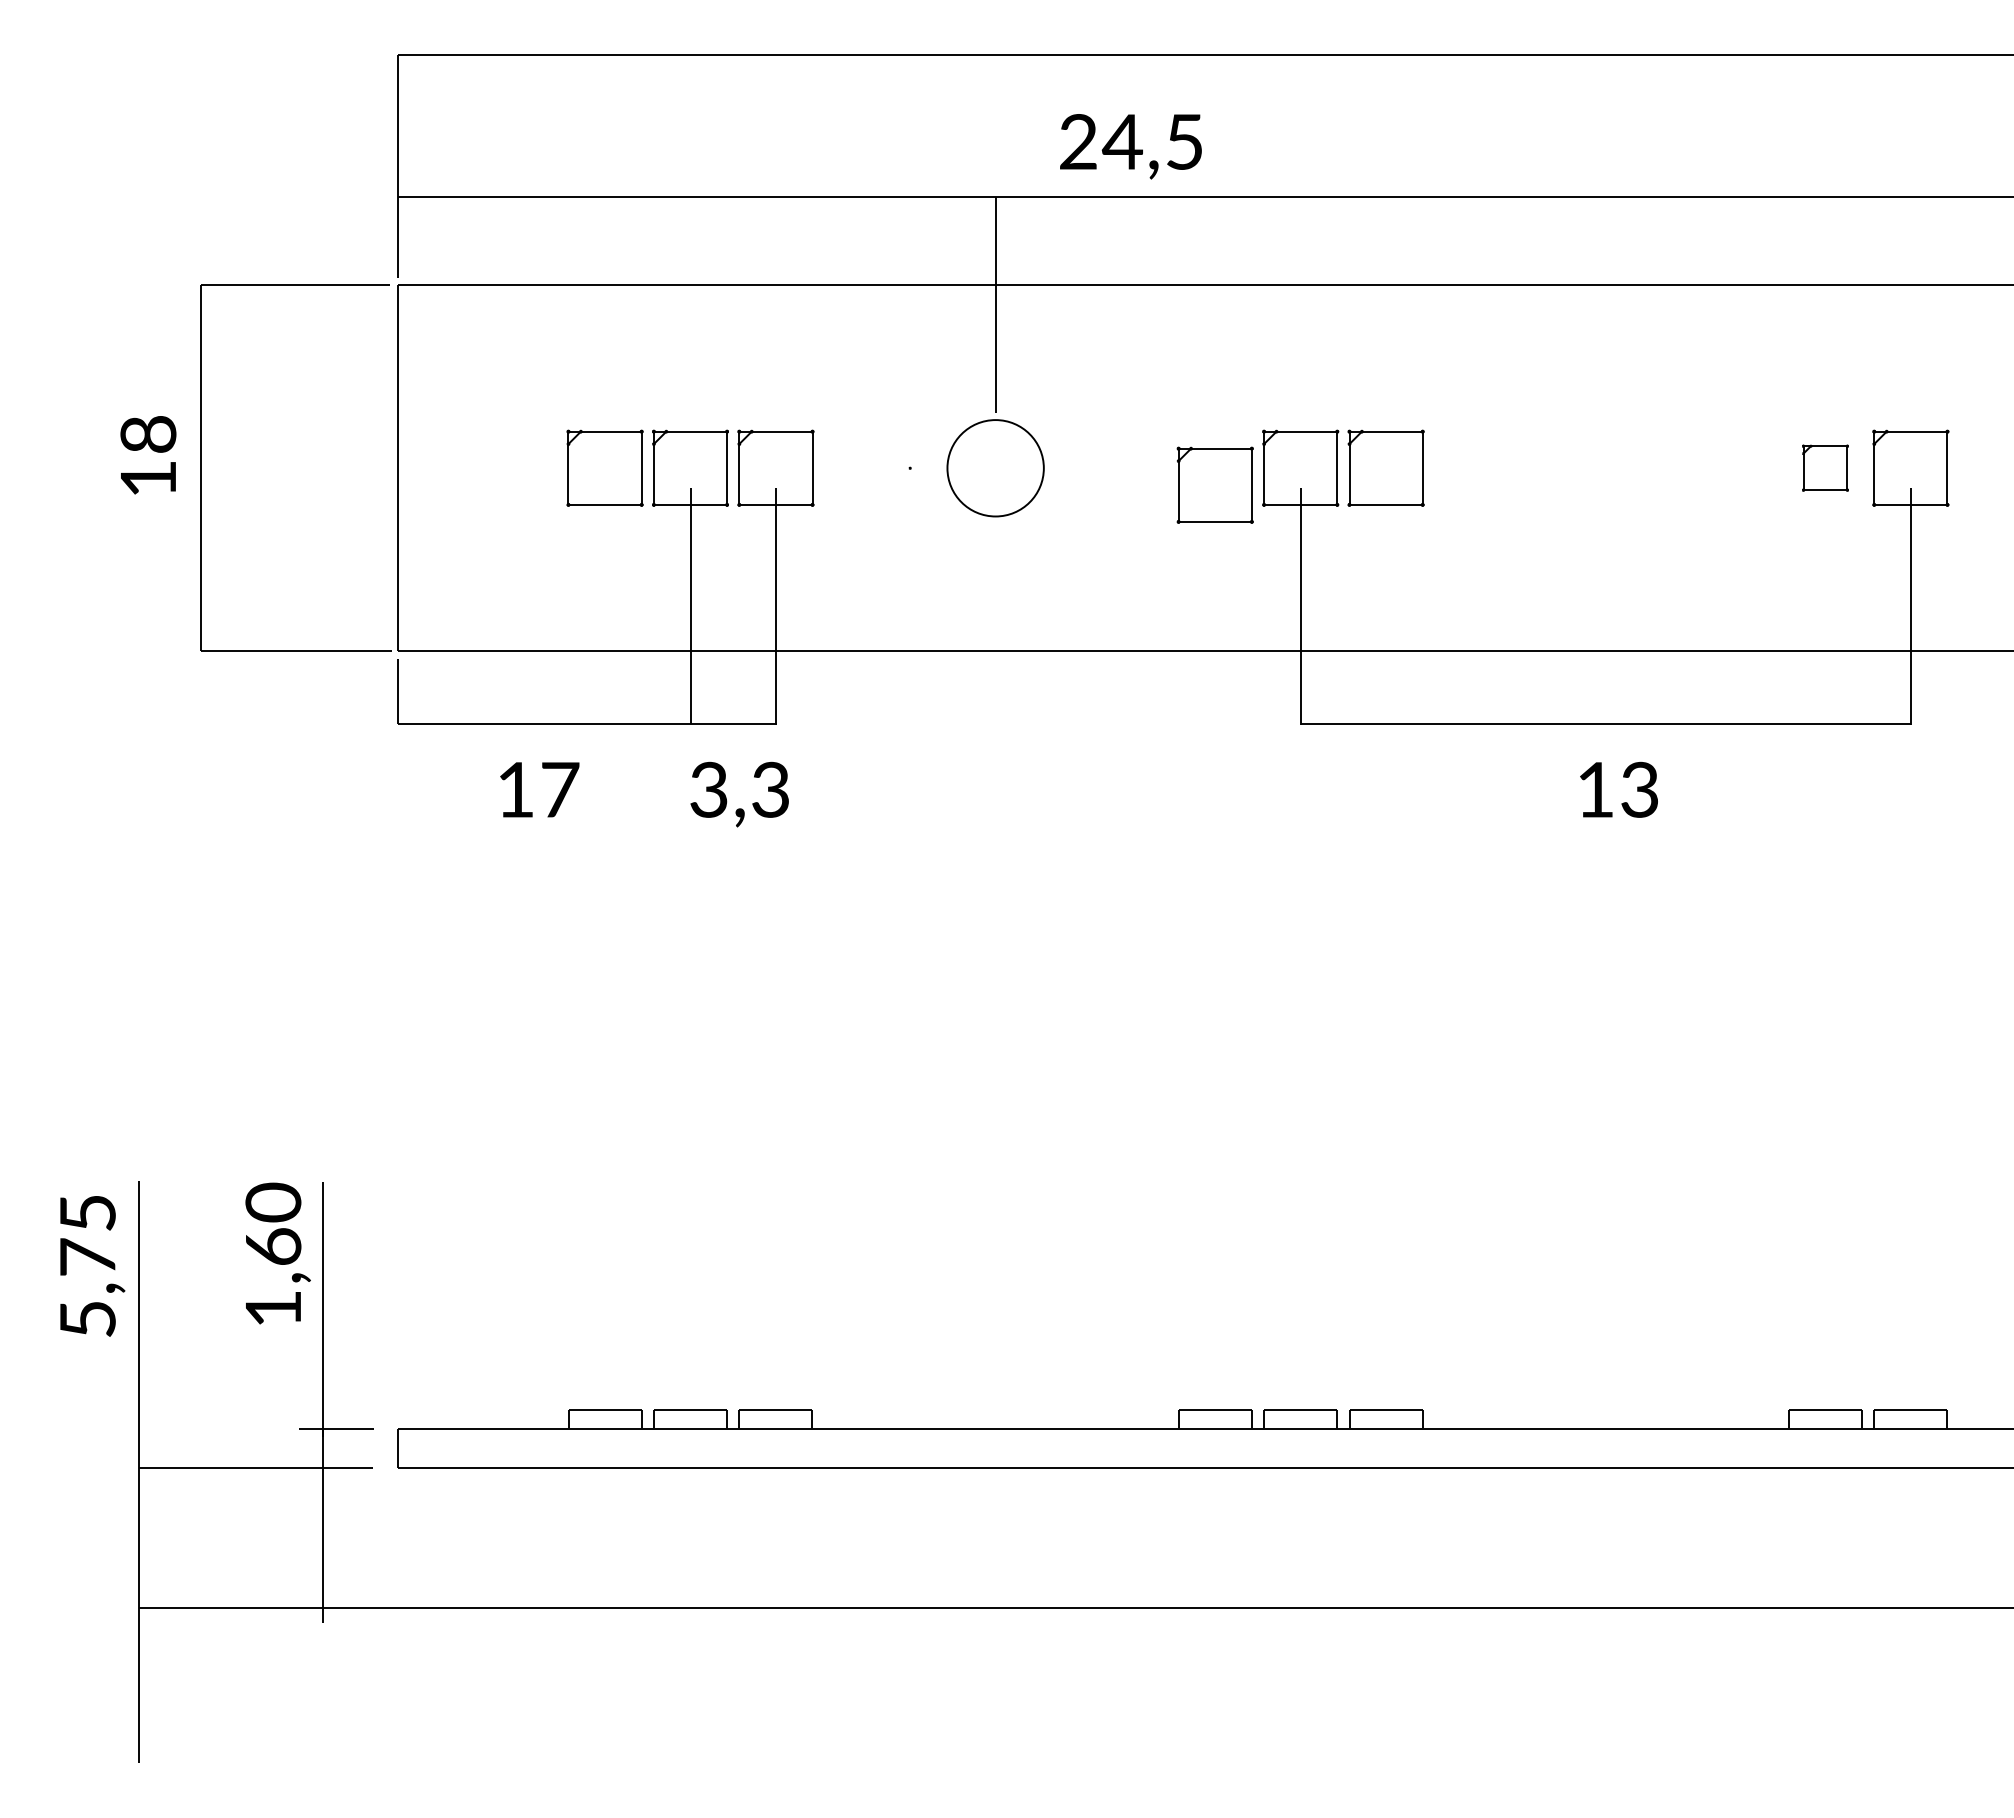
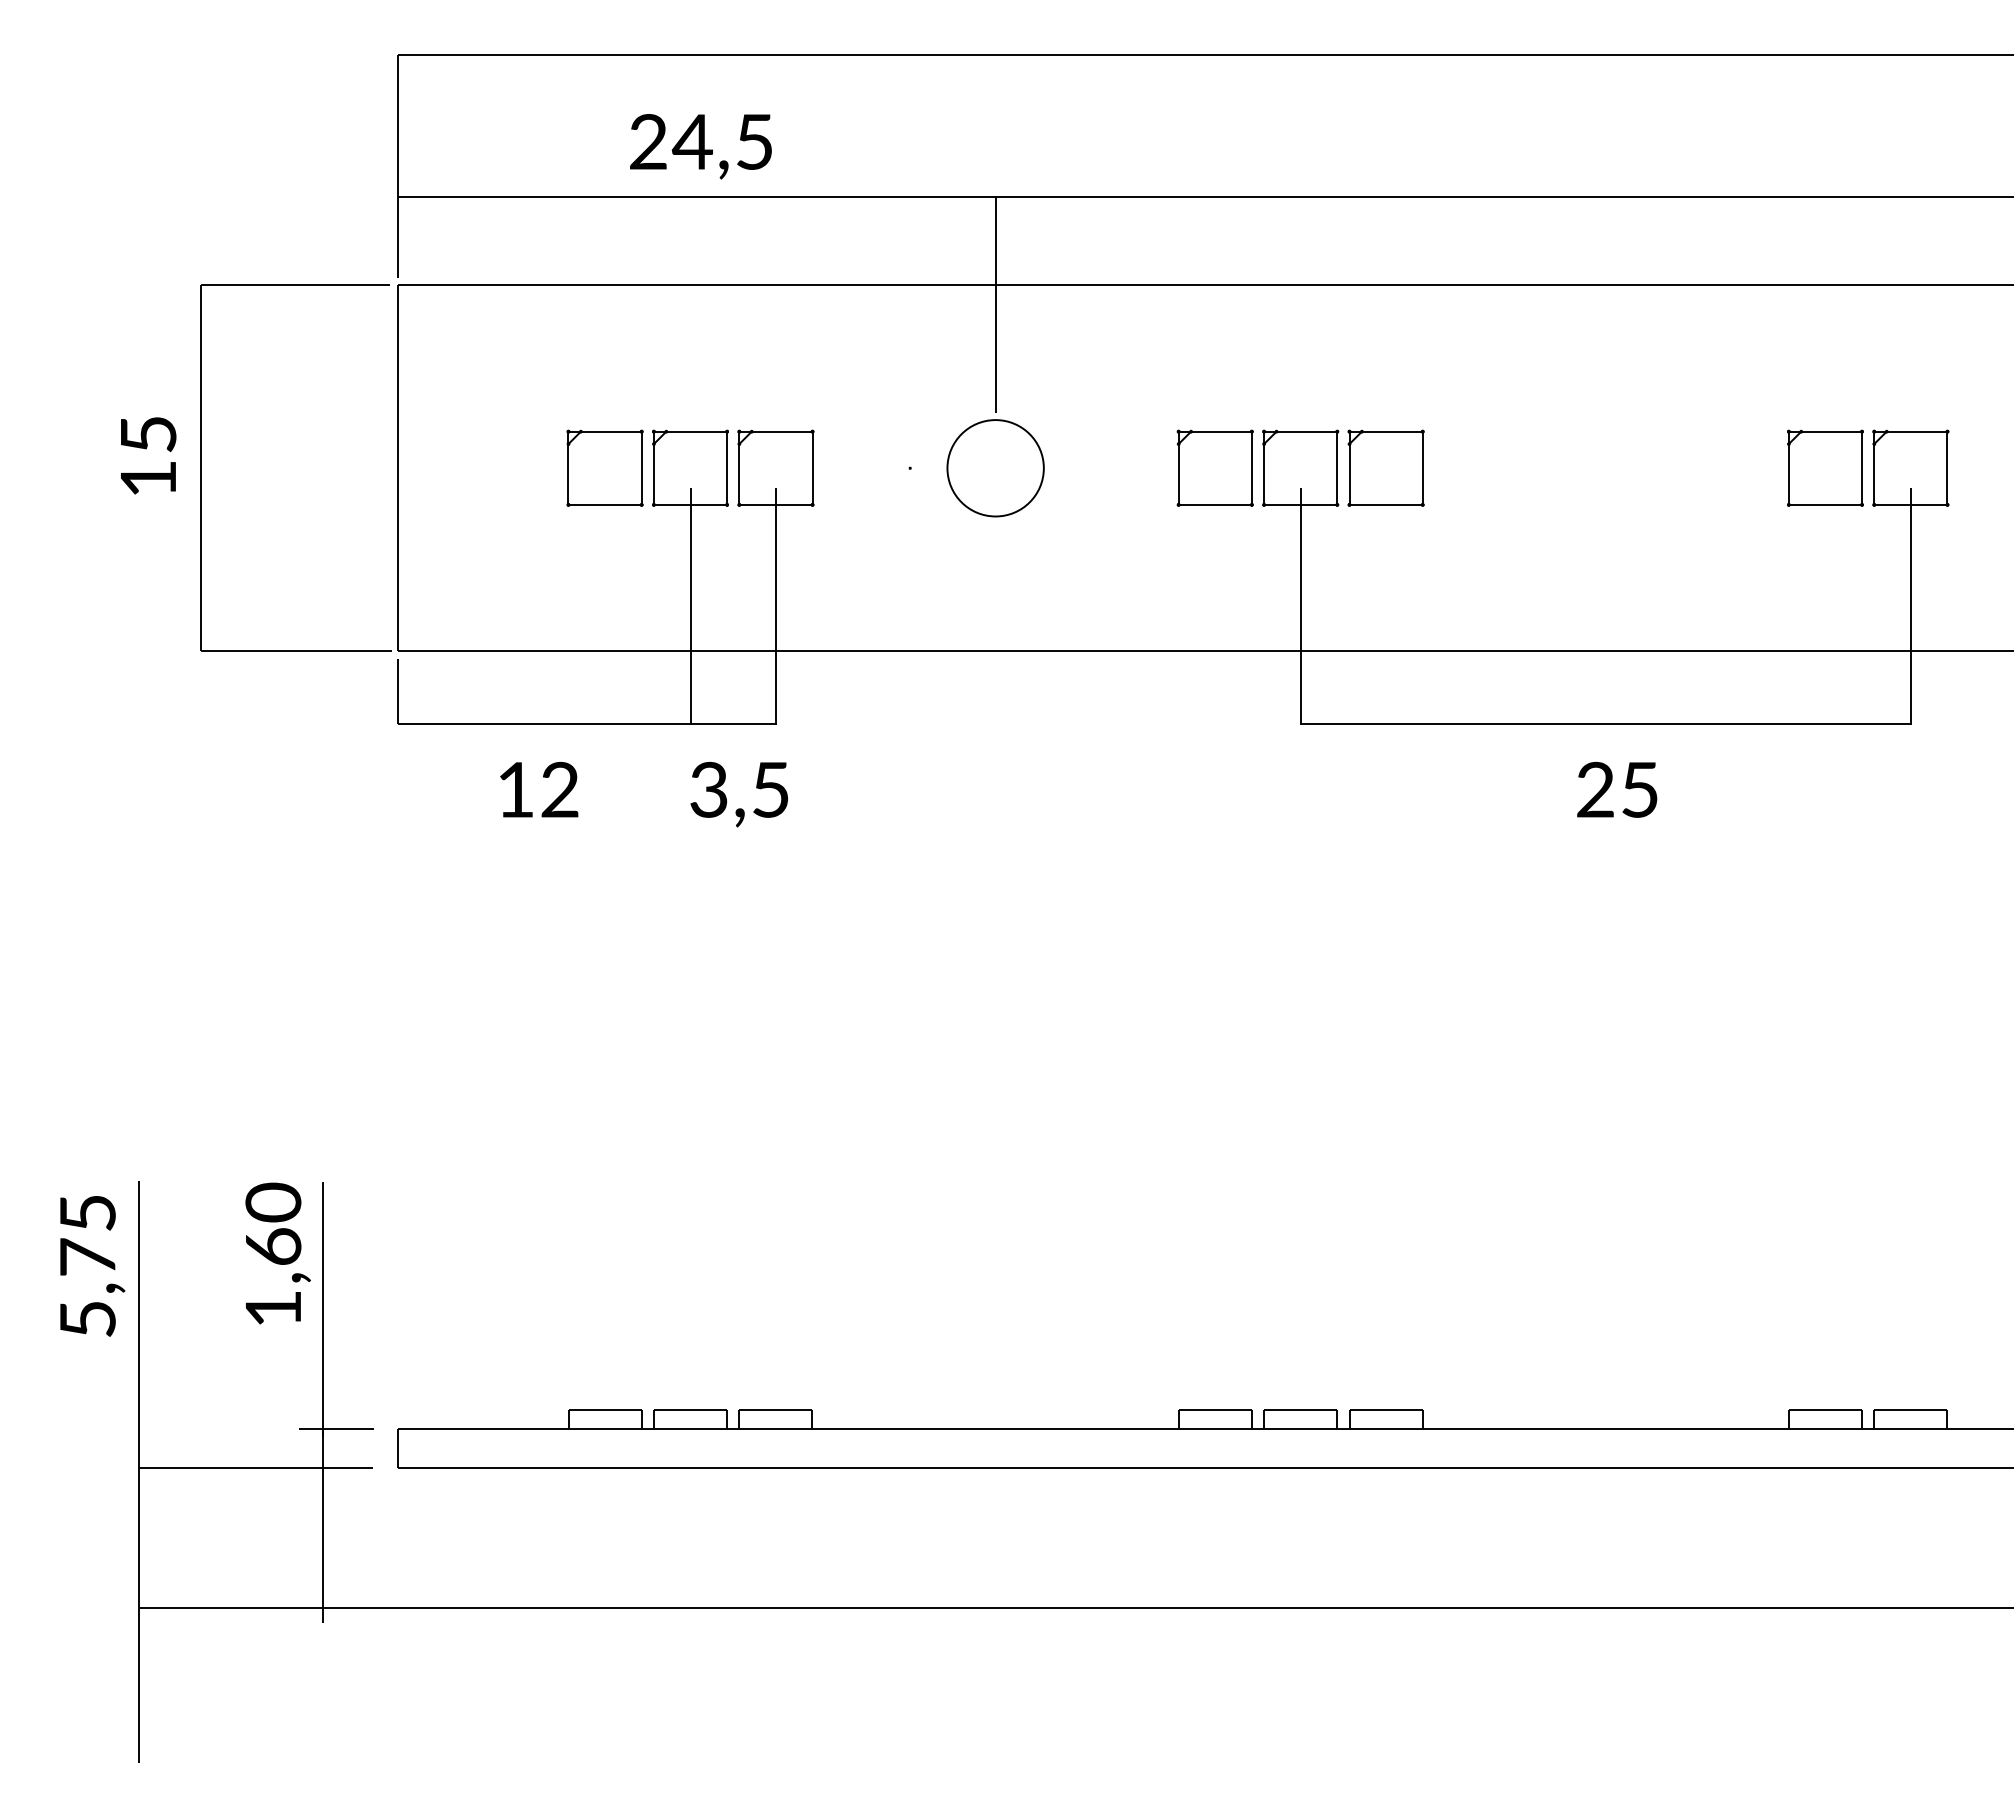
text position: (1130, 146) -> (700, 146) (700, 146)
text: 18 -> 15 (148, 434)
part size: 47x48 px -> 77x78 px (1825, 467)
part position: (1214, 484) -> (1214, 467) (1214, 467)
text: 17 -> 12 (560, 789)
text: 3,3 -> 3,5 (770, 789)
text: 13 -> 25 (1617, 789)
